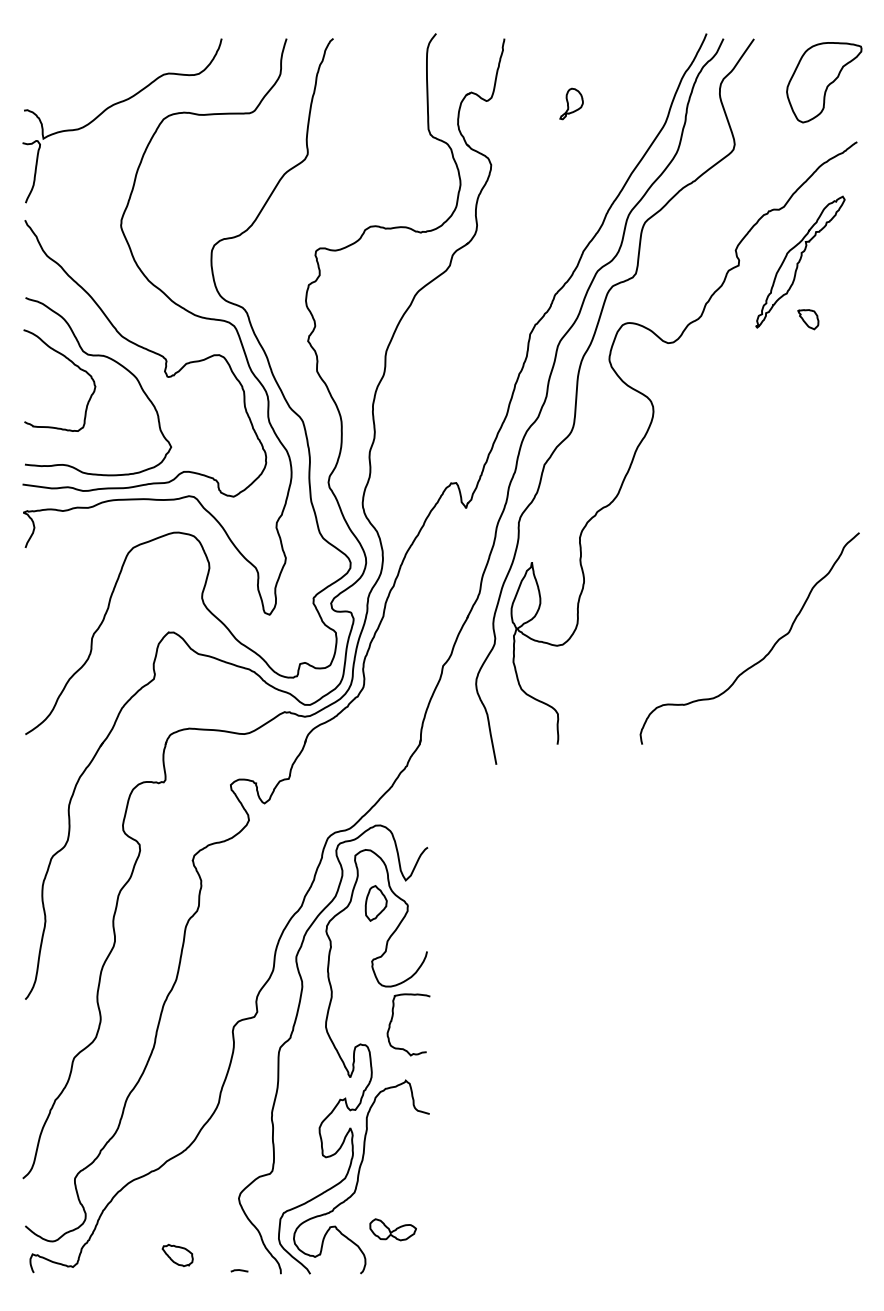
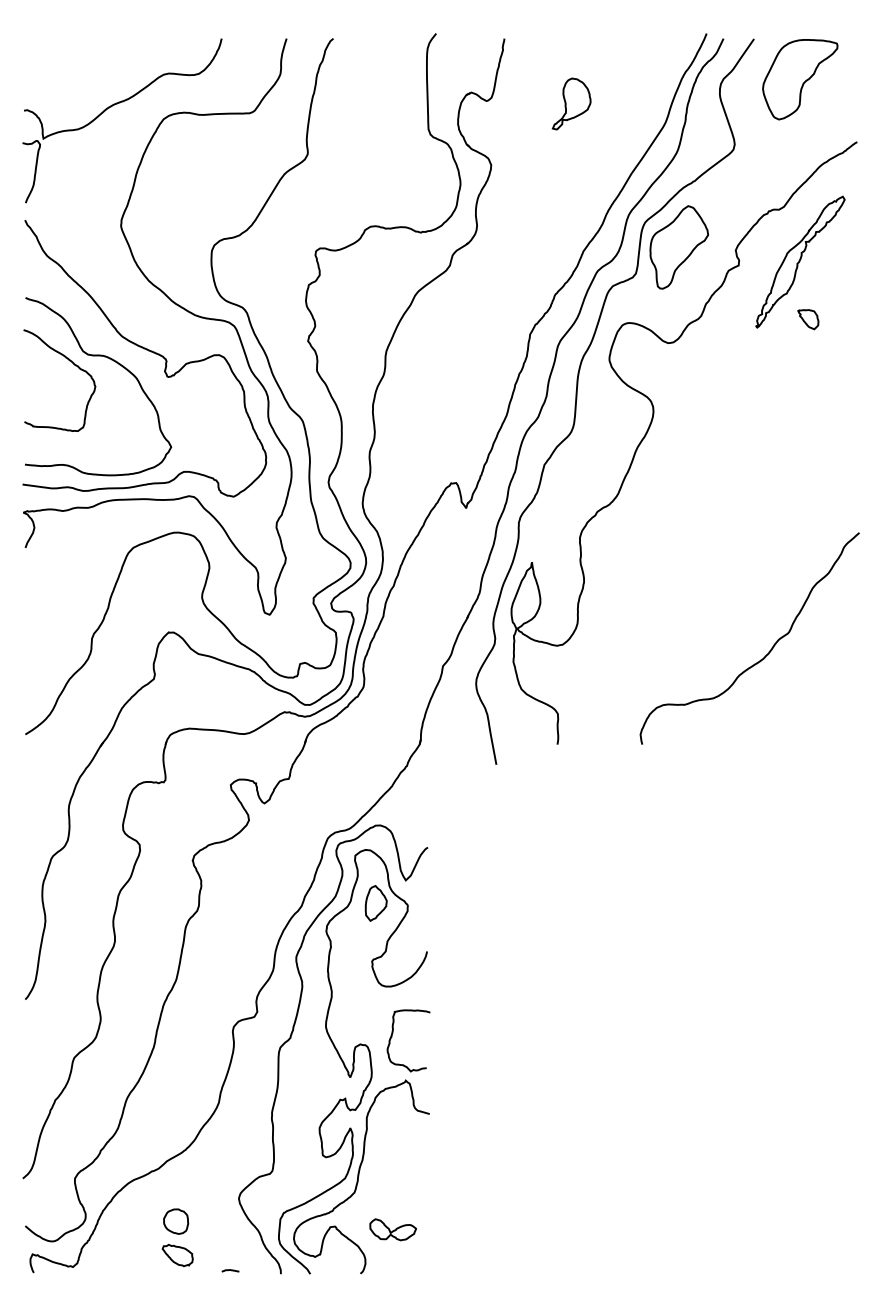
part position: (824, 82) -> (800, 79) (800, 79)
part size: 25x34 px -> 41x54 px (571, 103)
part: none -> present (678, 247)
curve position: (392, 1021) -> (392, 1037) (392, 1037)
part: none -> present (176, 1221)
line position: (239, 1270) -> (230, 1270) (230, 1270)
